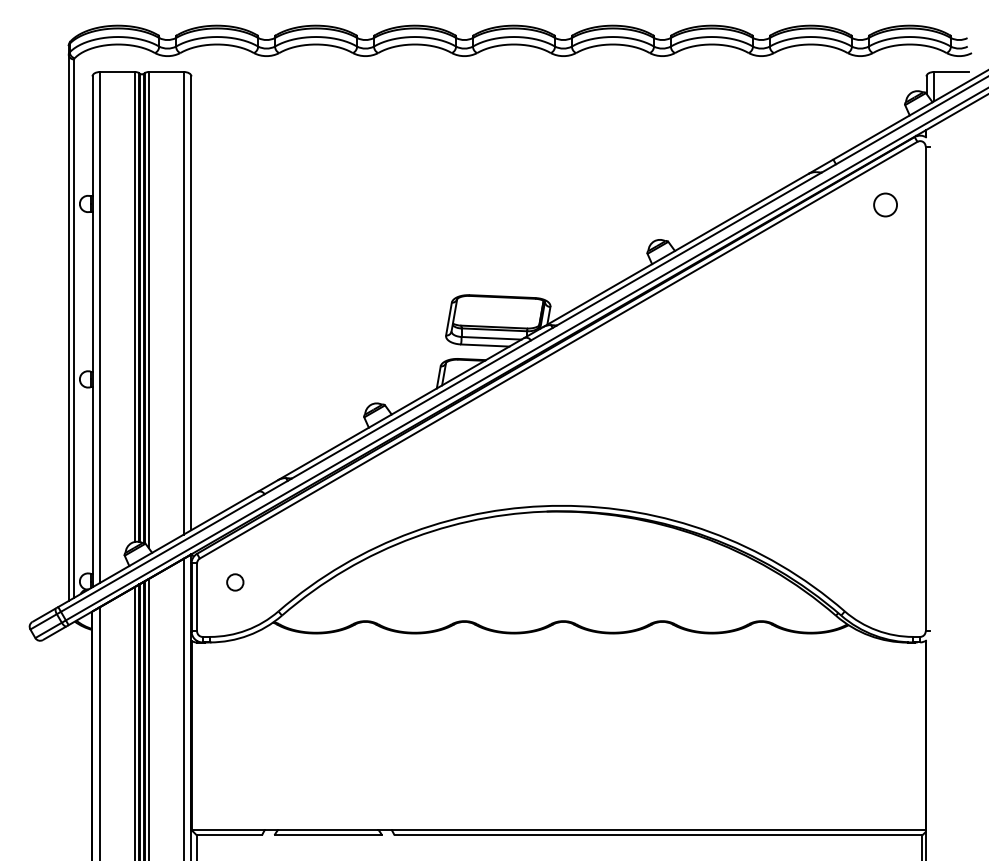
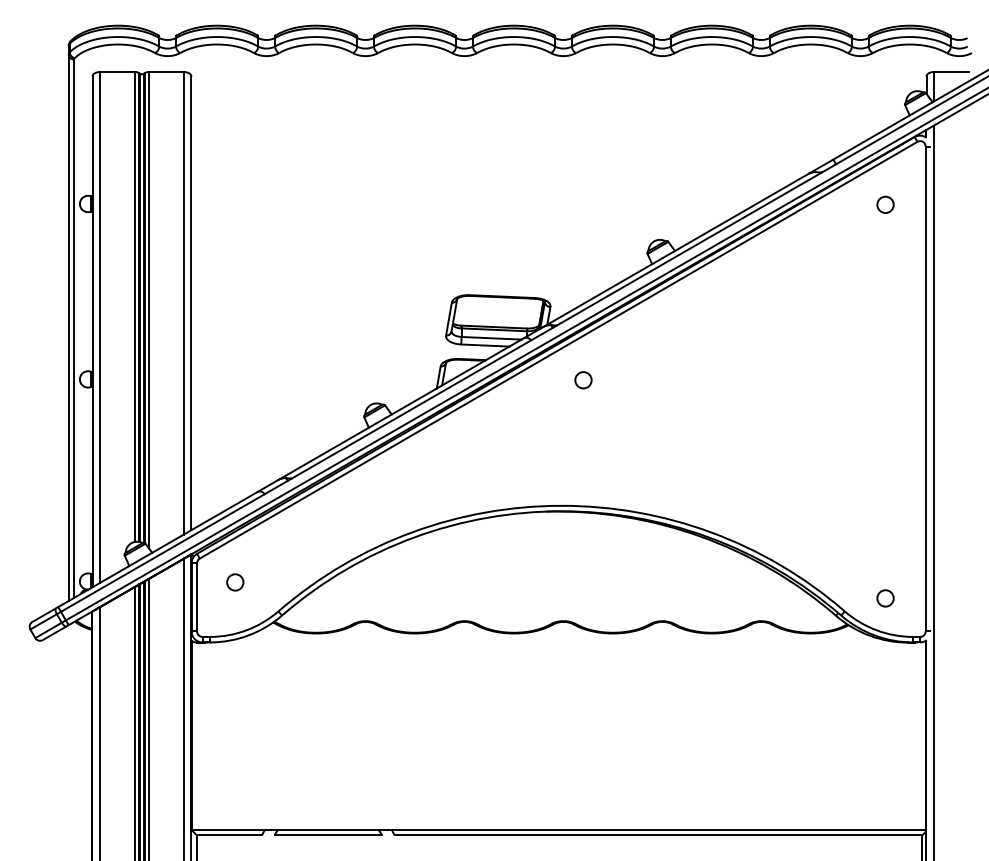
circle size: 25x26 px -> 19x19 px (885, 204)
circle: none -> present (583, 380)
line: none -> present (933, 491)
circle: none -> present (885, 598)
